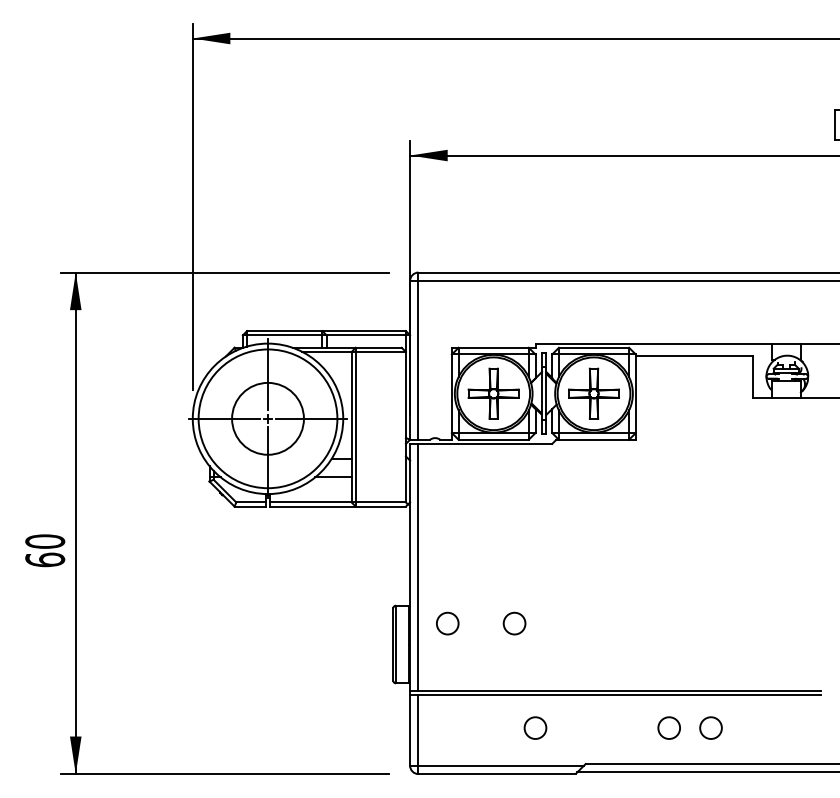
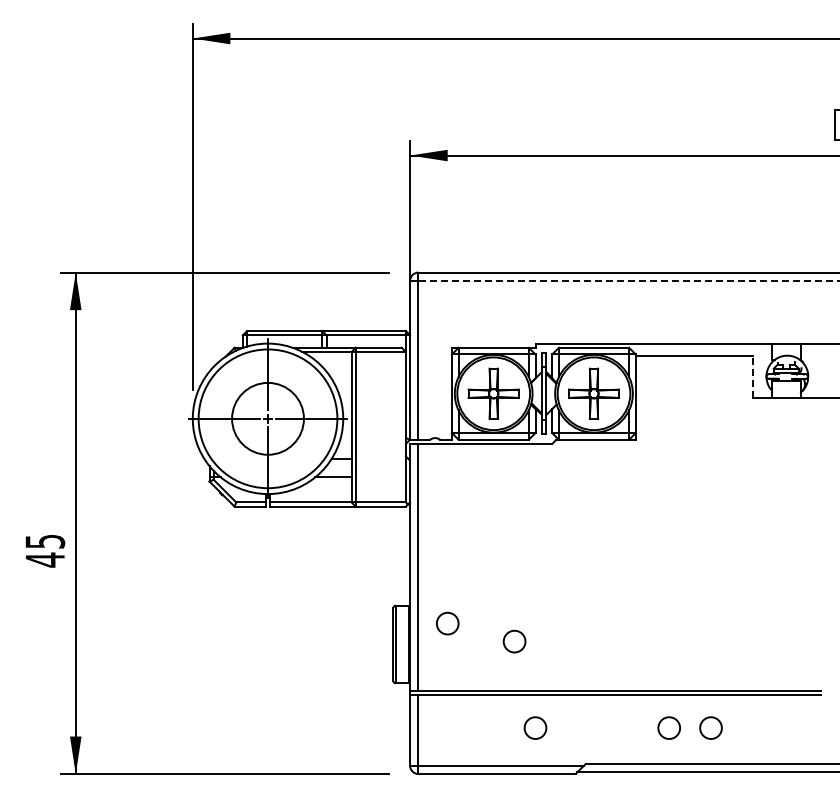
line: solid -> dashed (628, 280)
line: solid -> dashed (752, 377)
text: 60 -> 45 (45, 550)
circle position: (514, 623) -> (514, 641) (514, 641)
